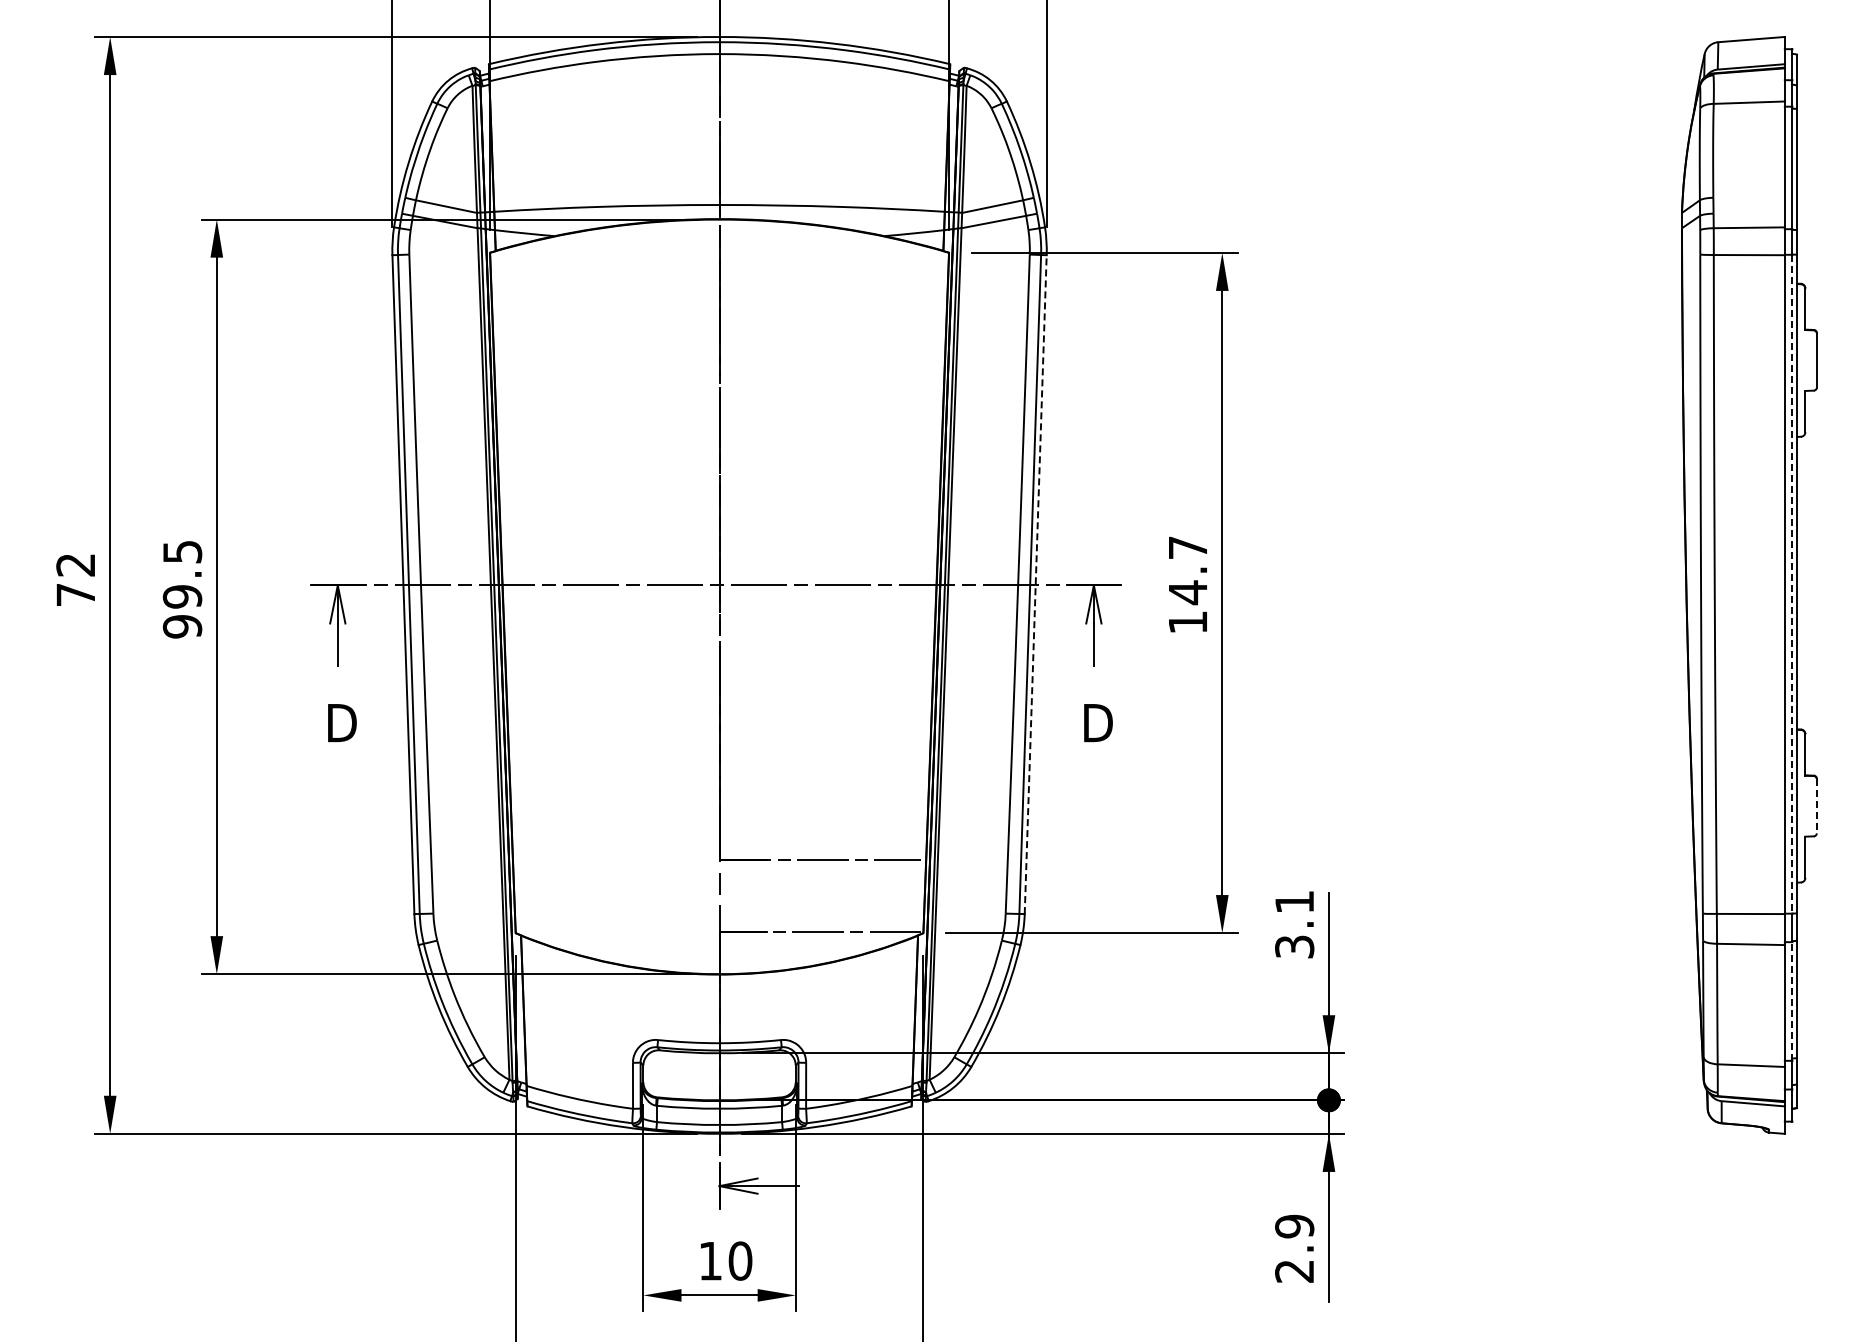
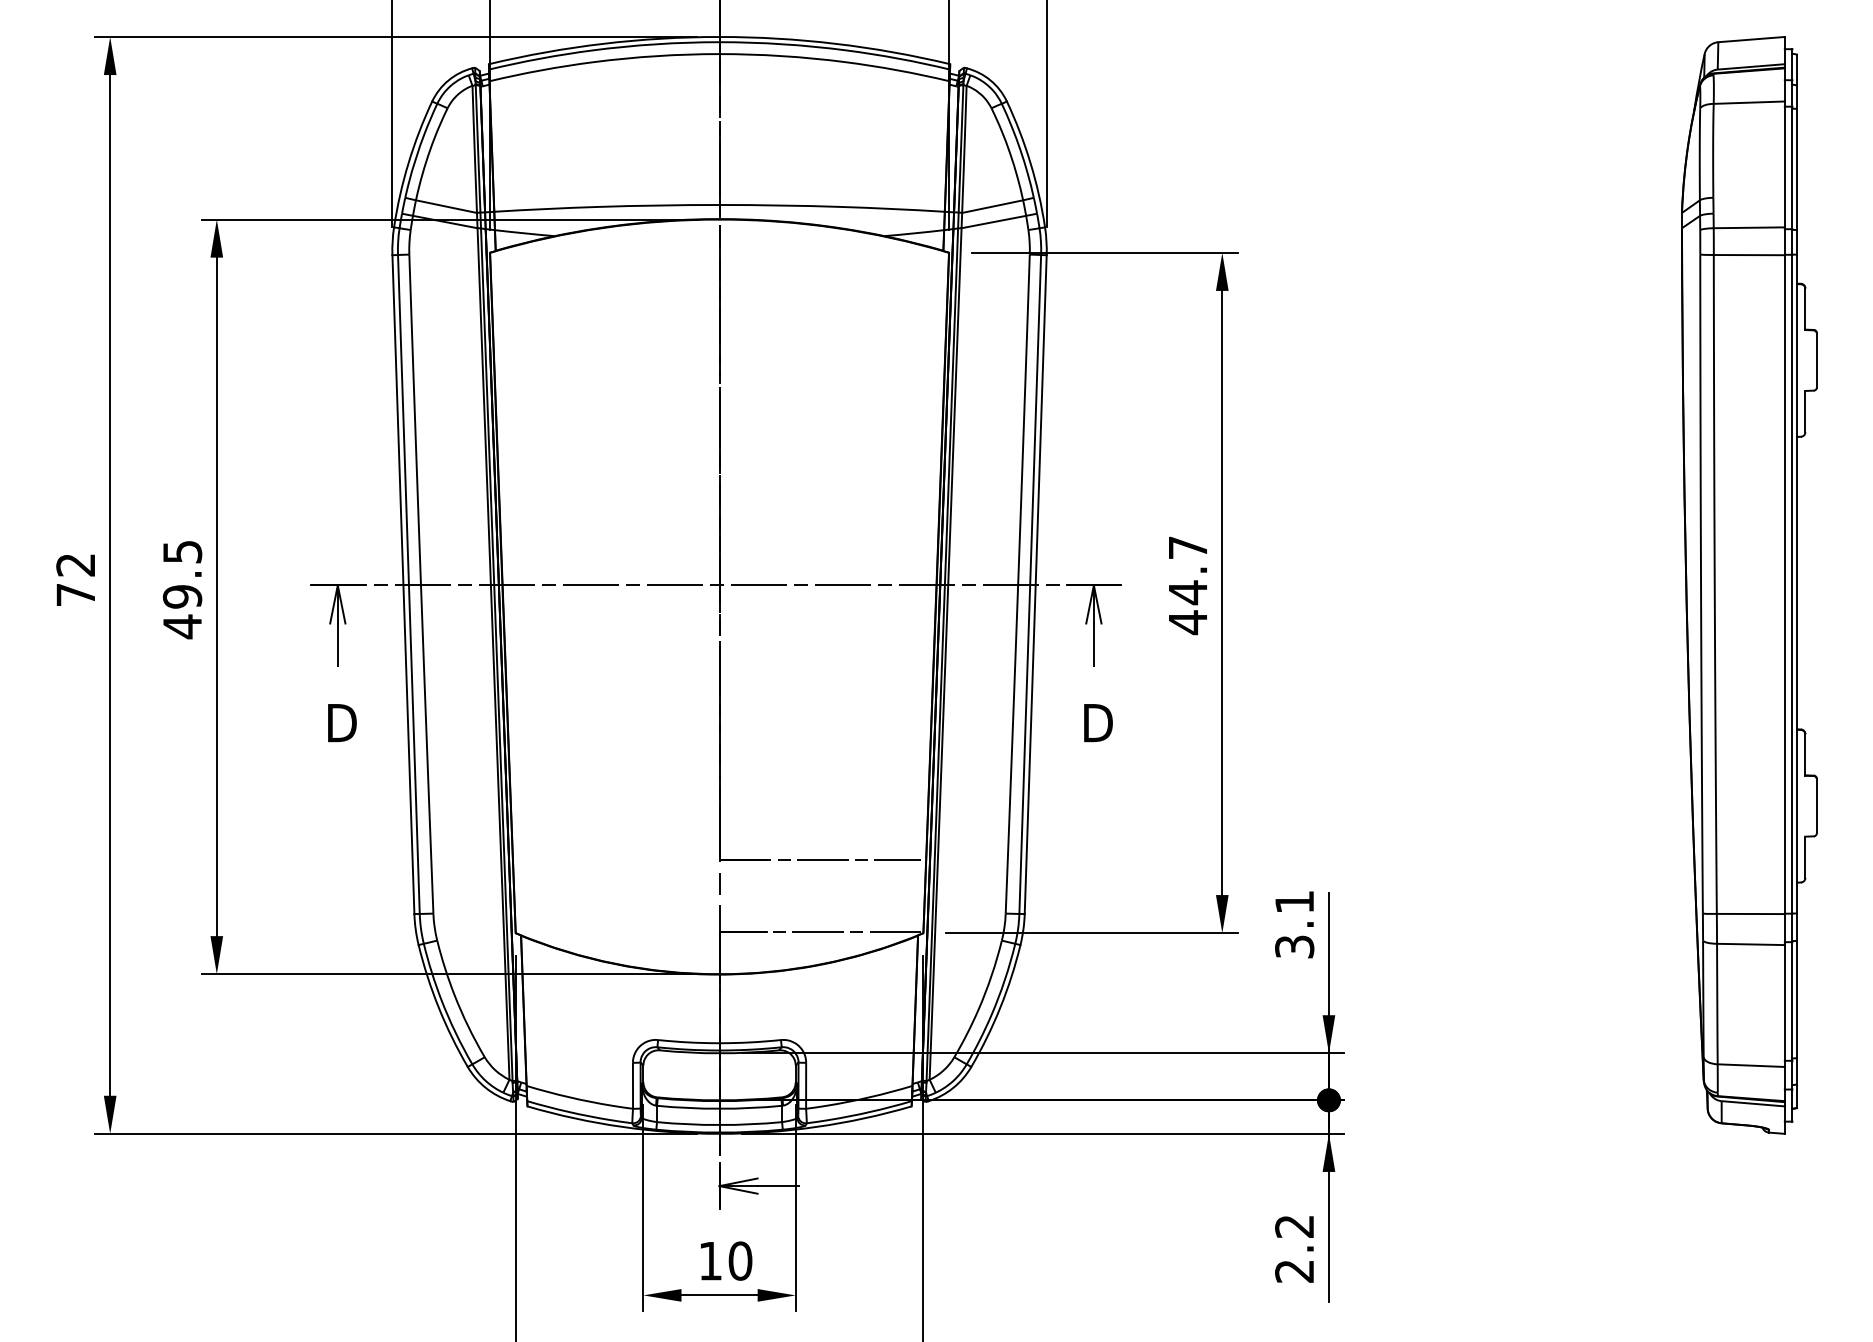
line: dashed -> solid (1035, 584)
line: dashed -> solid (1792, 584)
text: 14.7 -> 44.7 (1187, 622)
text: 99.5 -> 49.5 (182, 626)
line: dashed -> solid (1816, 806)
line: dashed -> solid (1792, 1000)
text: 2.9 -> 2.2 (1294, 1226)
